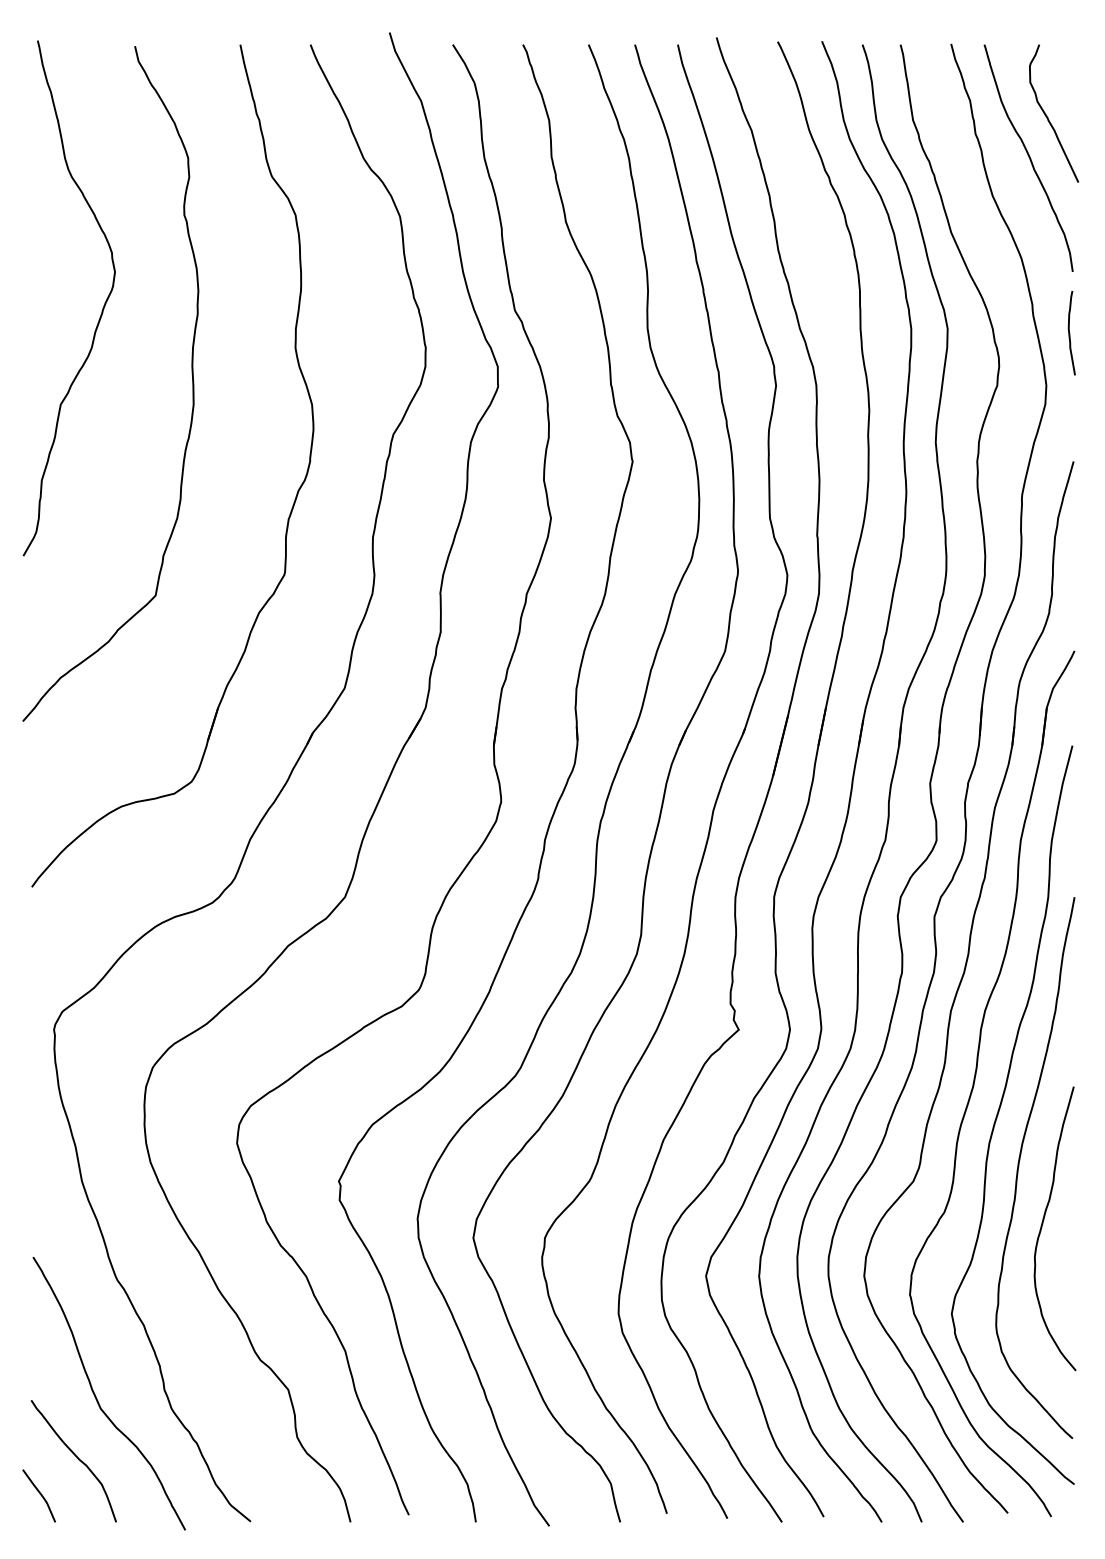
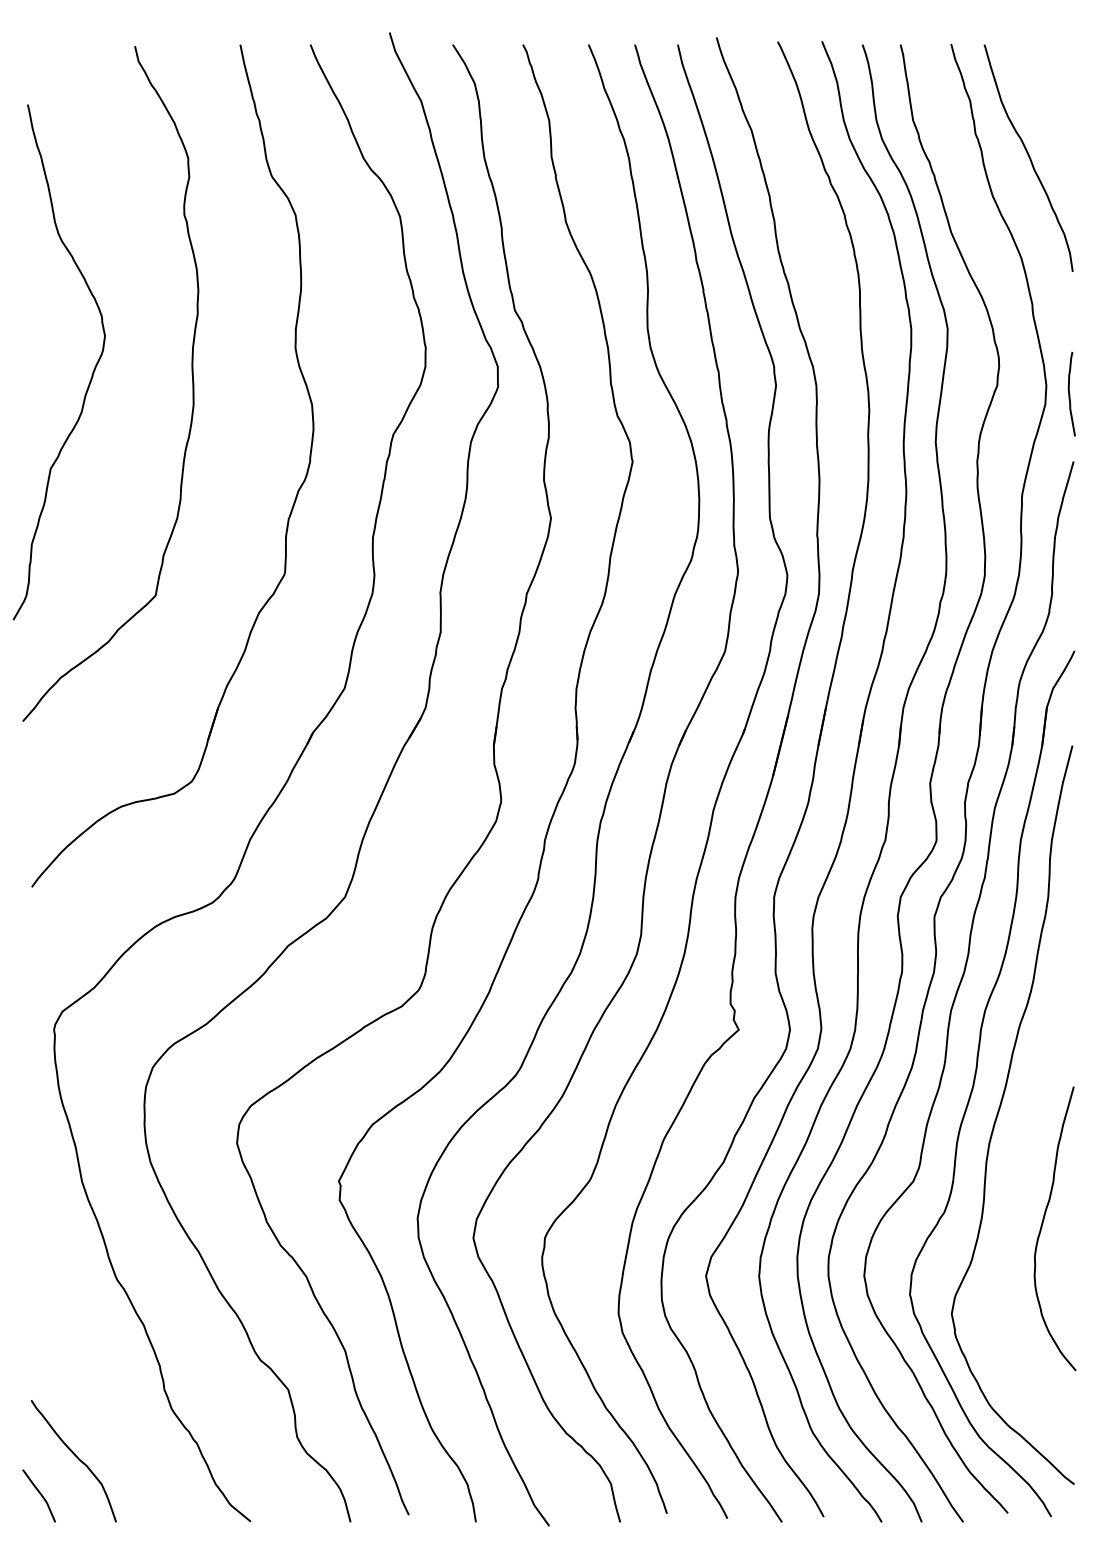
curve: present -> none (1047, 115)
curve position: (101, 310) -> (91, 374) (91, 374)
curve position: (1070, 333) -> (1070, 394) (1070, 394)
curve: present -> none (1019, 1166)
curve: present -> none (97, 1398)
